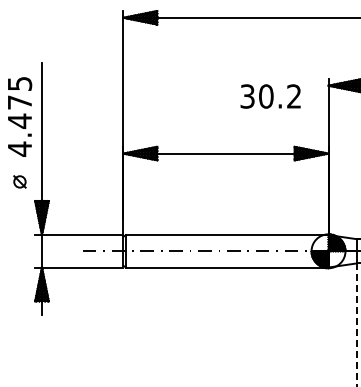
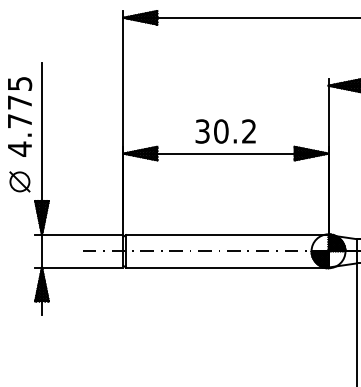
text position: (270, 96) -> (225, 131) (225, 131)
text: 4.475 -> 4.775 (19, 120)
part size: 14x14 px -> 22x22 px (19, 181)
line: dashed -> solid (357, 325)
